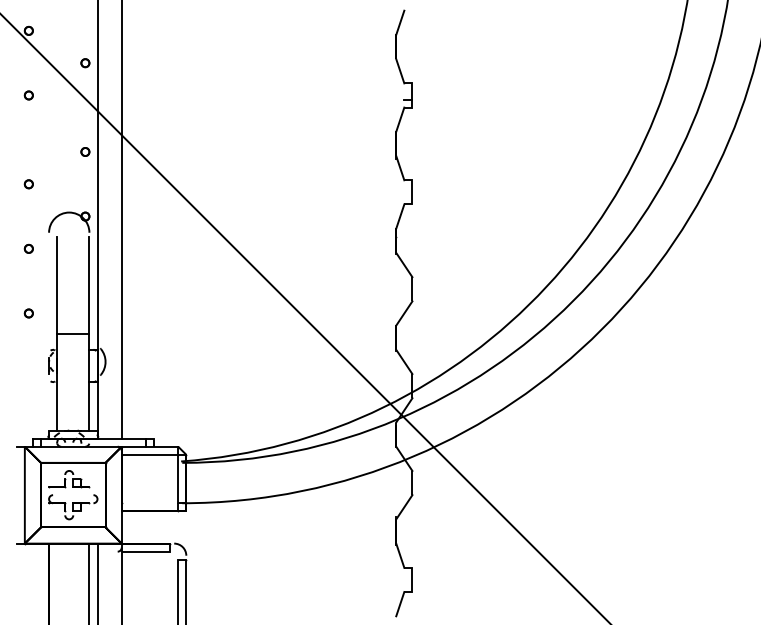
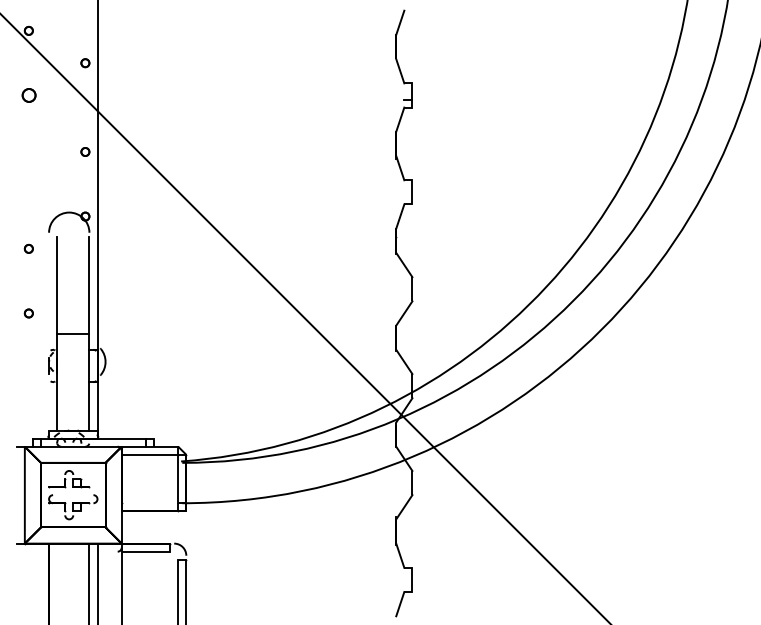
part size: 11x11 px -> 16x15 px (28, 95)
part: present -> none (28, 184)
line: present -> none (121, 220)
